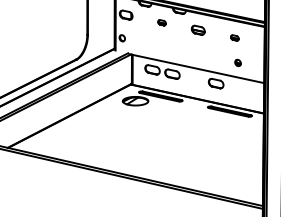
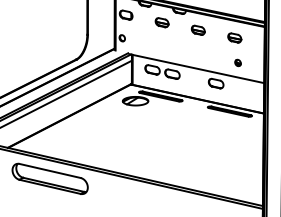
part size: 10x8 px -> 16x12 px (161, 22)
part size: 10x8 px -> 16x12 px (234, 37)
line: none -> present (66, 93)
part: none -> present (49, 178)
